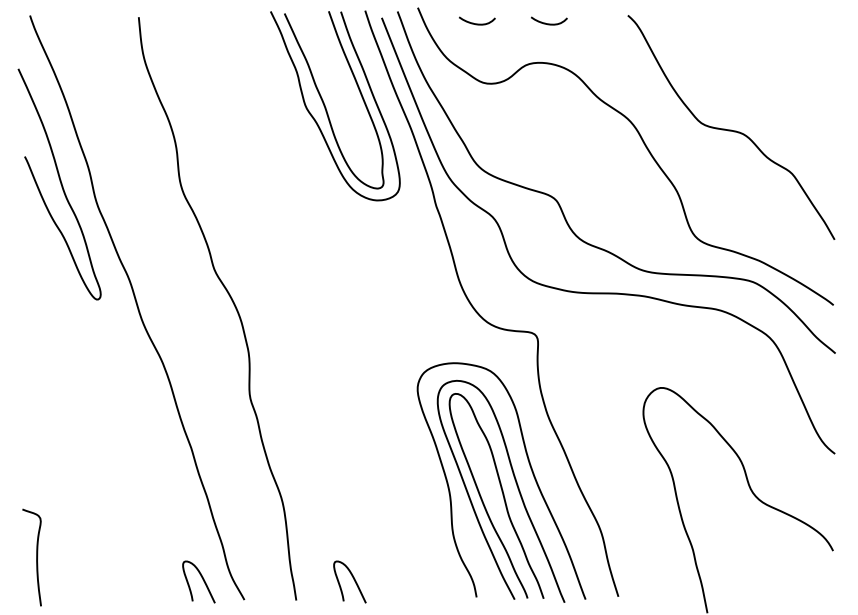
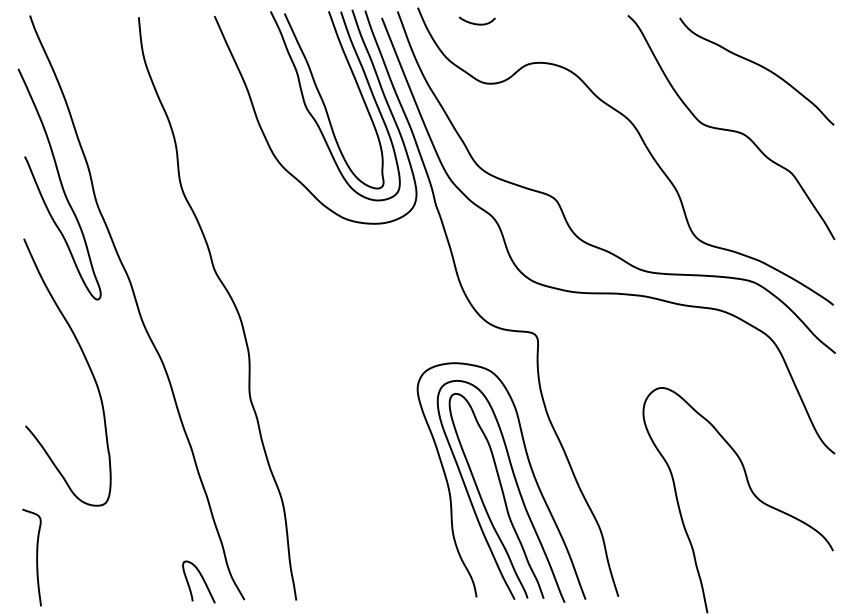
curve: present -> none (549, 23)
curve: none -> present (759, 66)
curve: none -> present (267, 139)
part: none -> present (87, 365)
curve: present -> none (353, 579)
